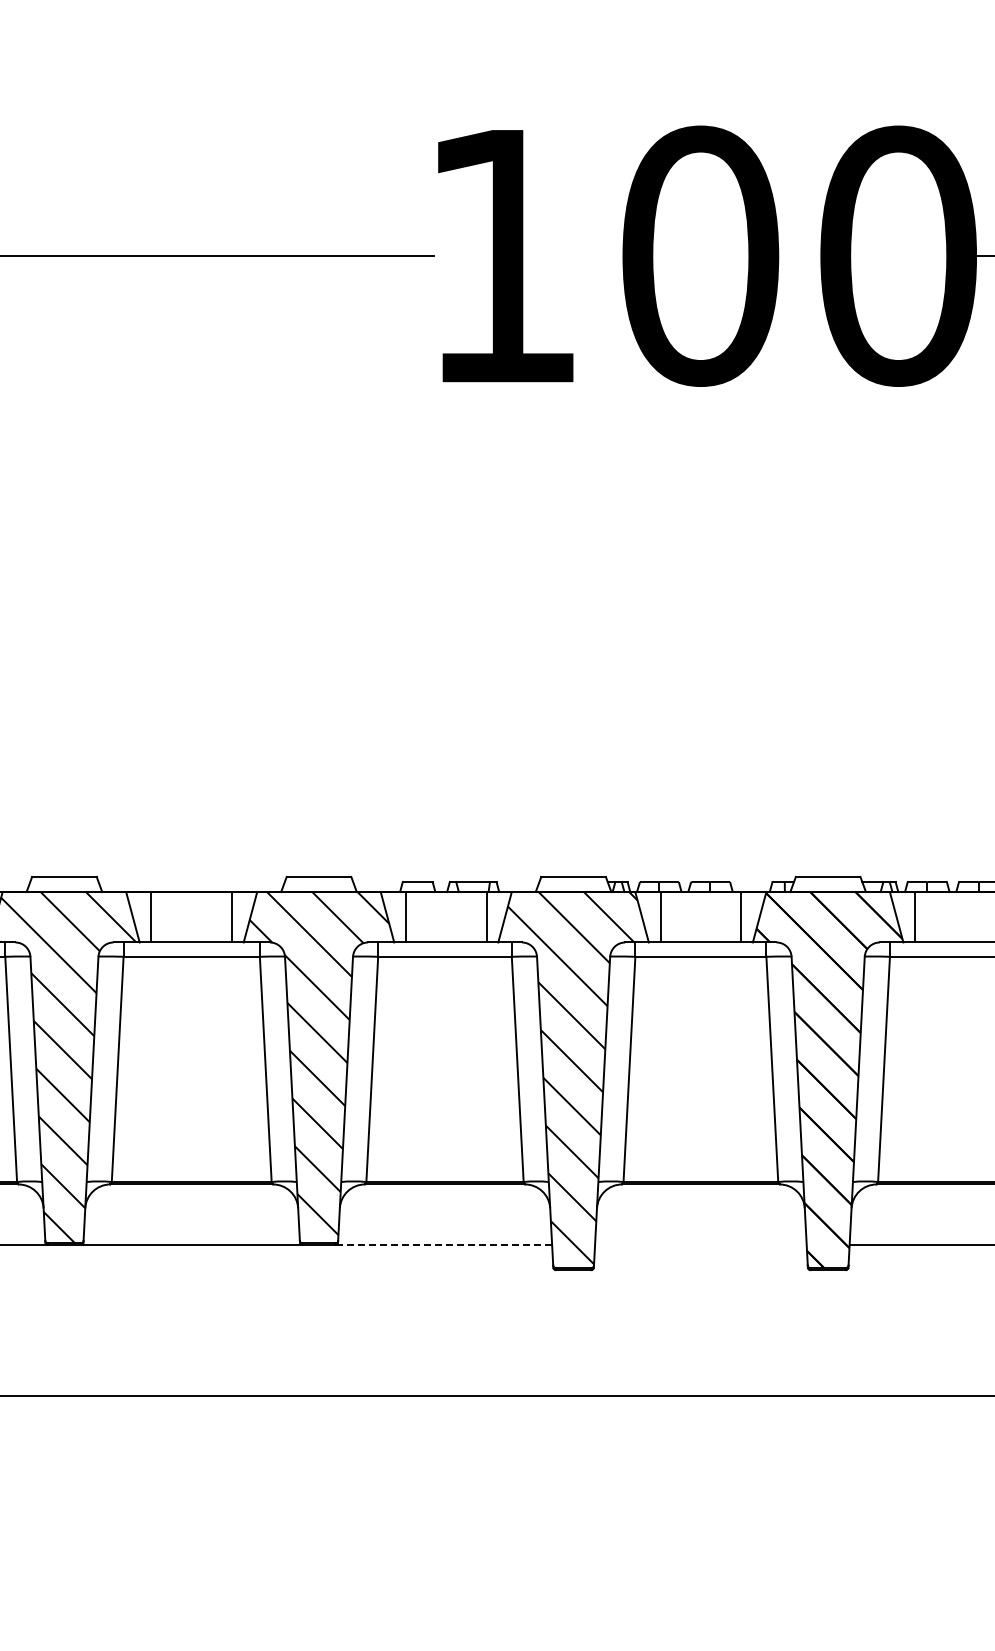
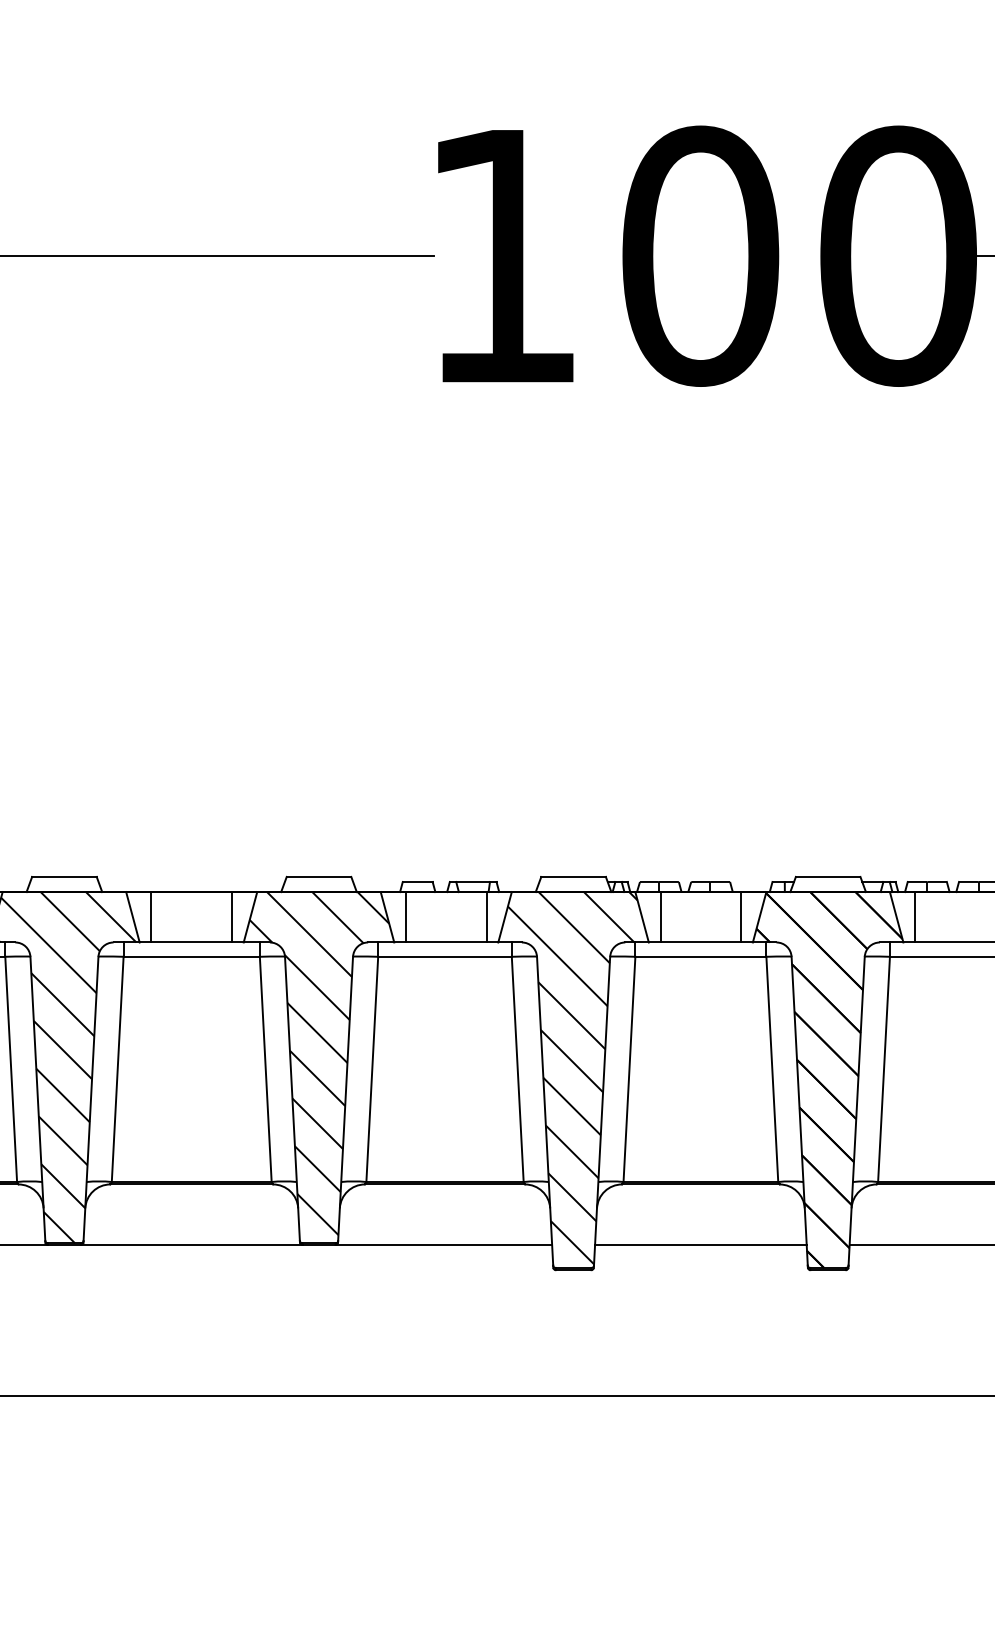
line: dashed -> solid (444, 1244)
line: none -> present (700, 1244)
